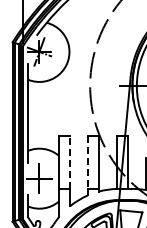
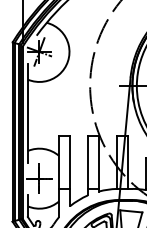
line: dashed -> solid (70, 162)
line: dashed -> solid (87, 162)
